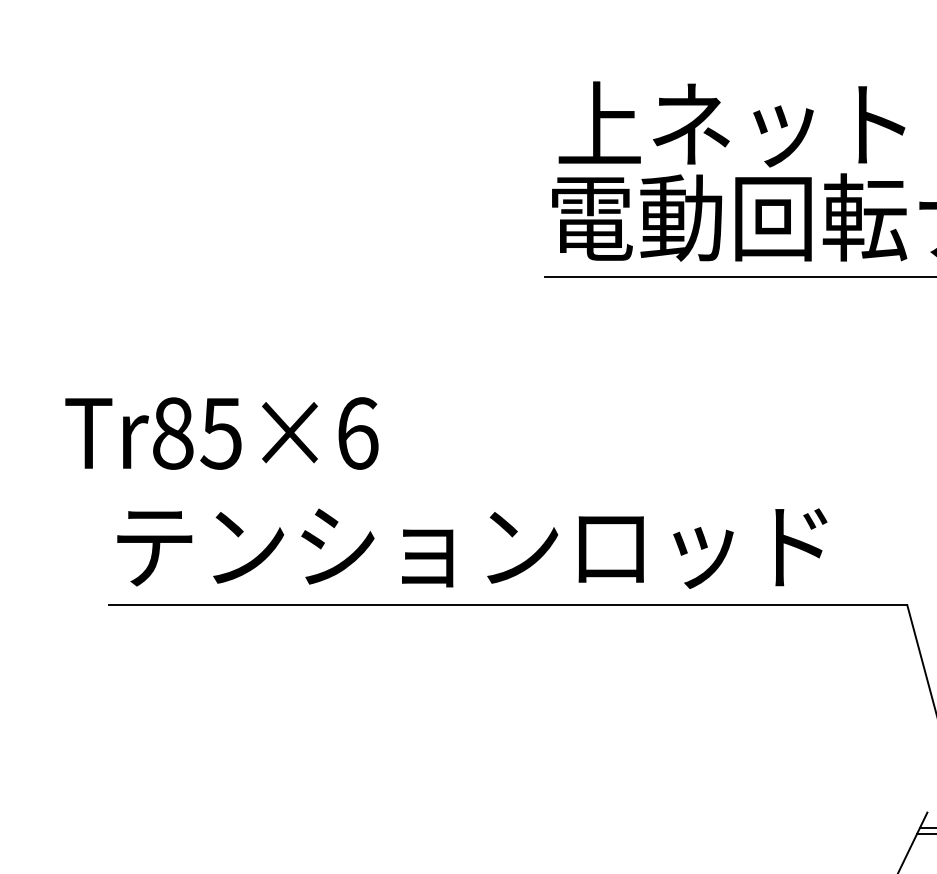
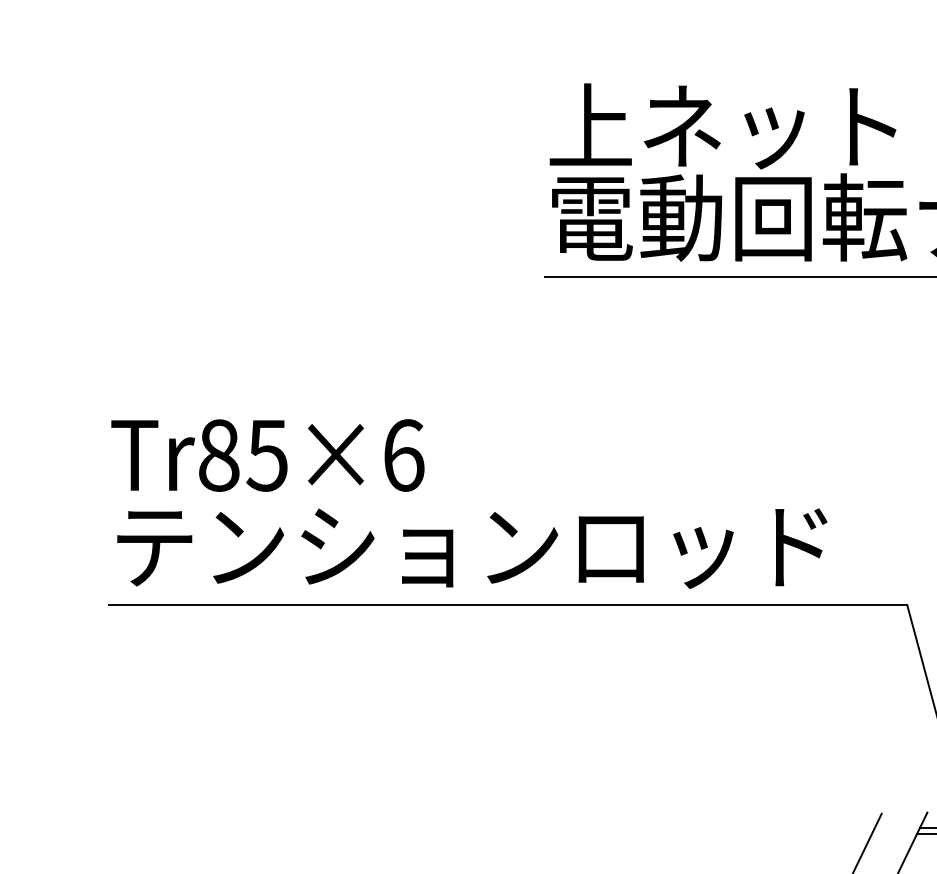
text position: (731, 124) -> (722, 126) (722, 126)
text position: (221, 433) -> (267, 455) (267, 455)
line: none -> present (868, 841)
